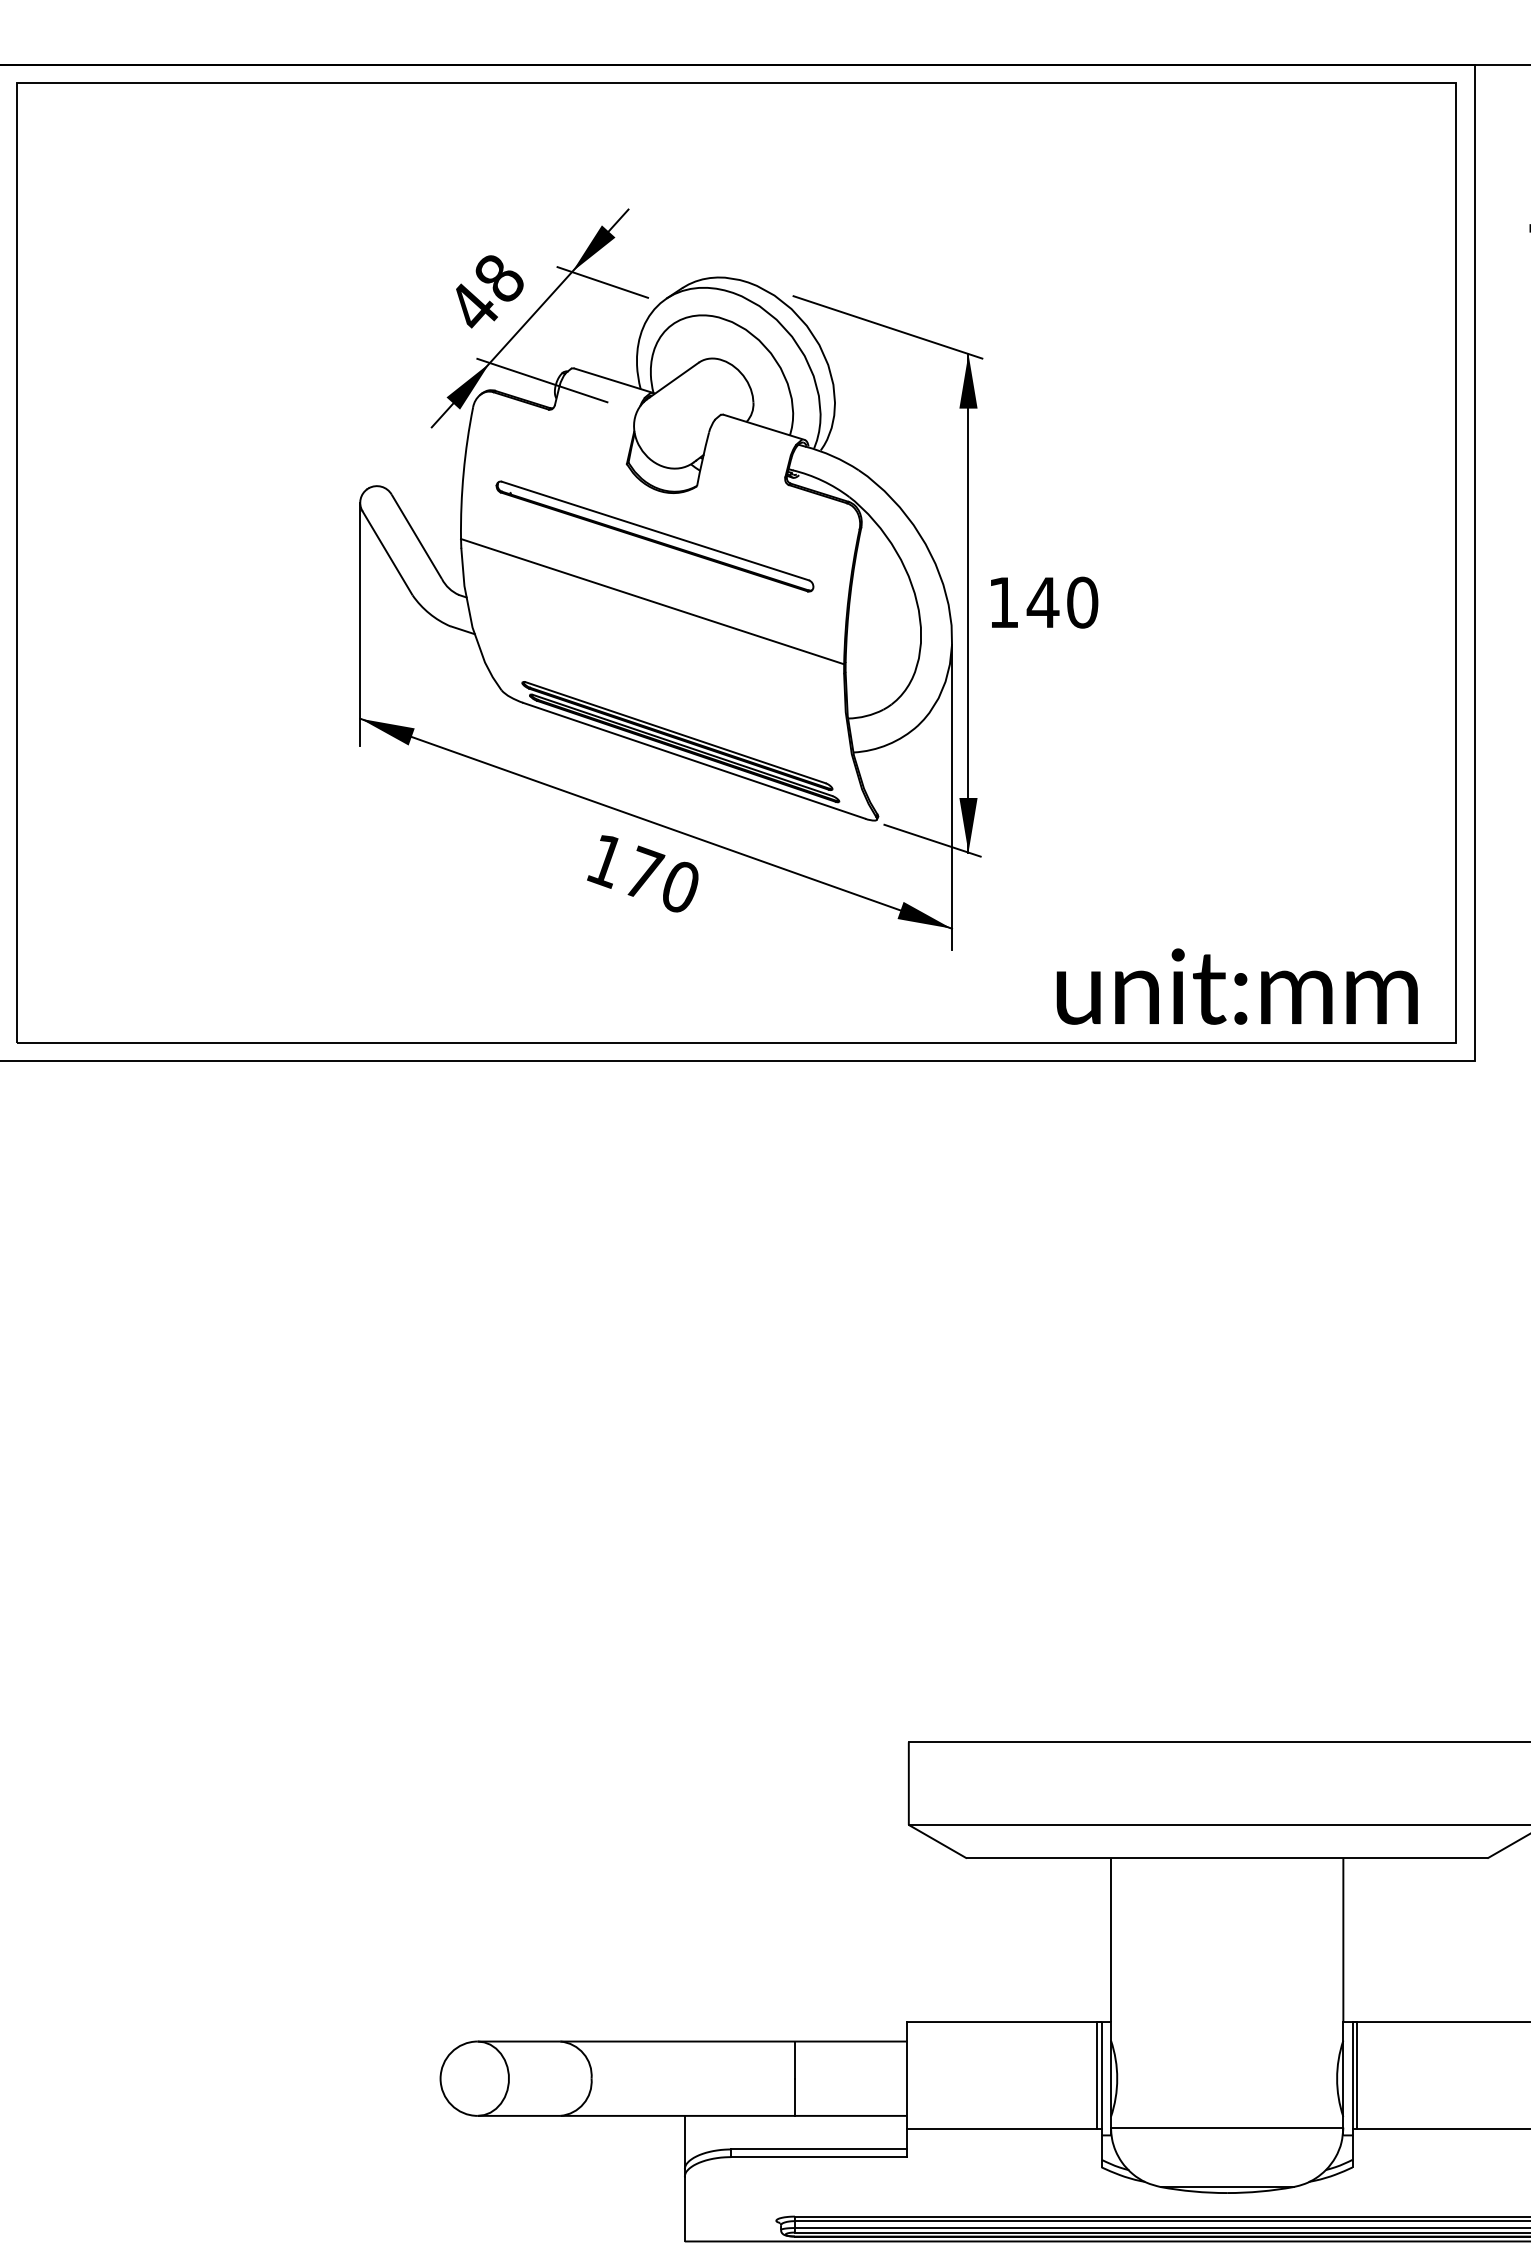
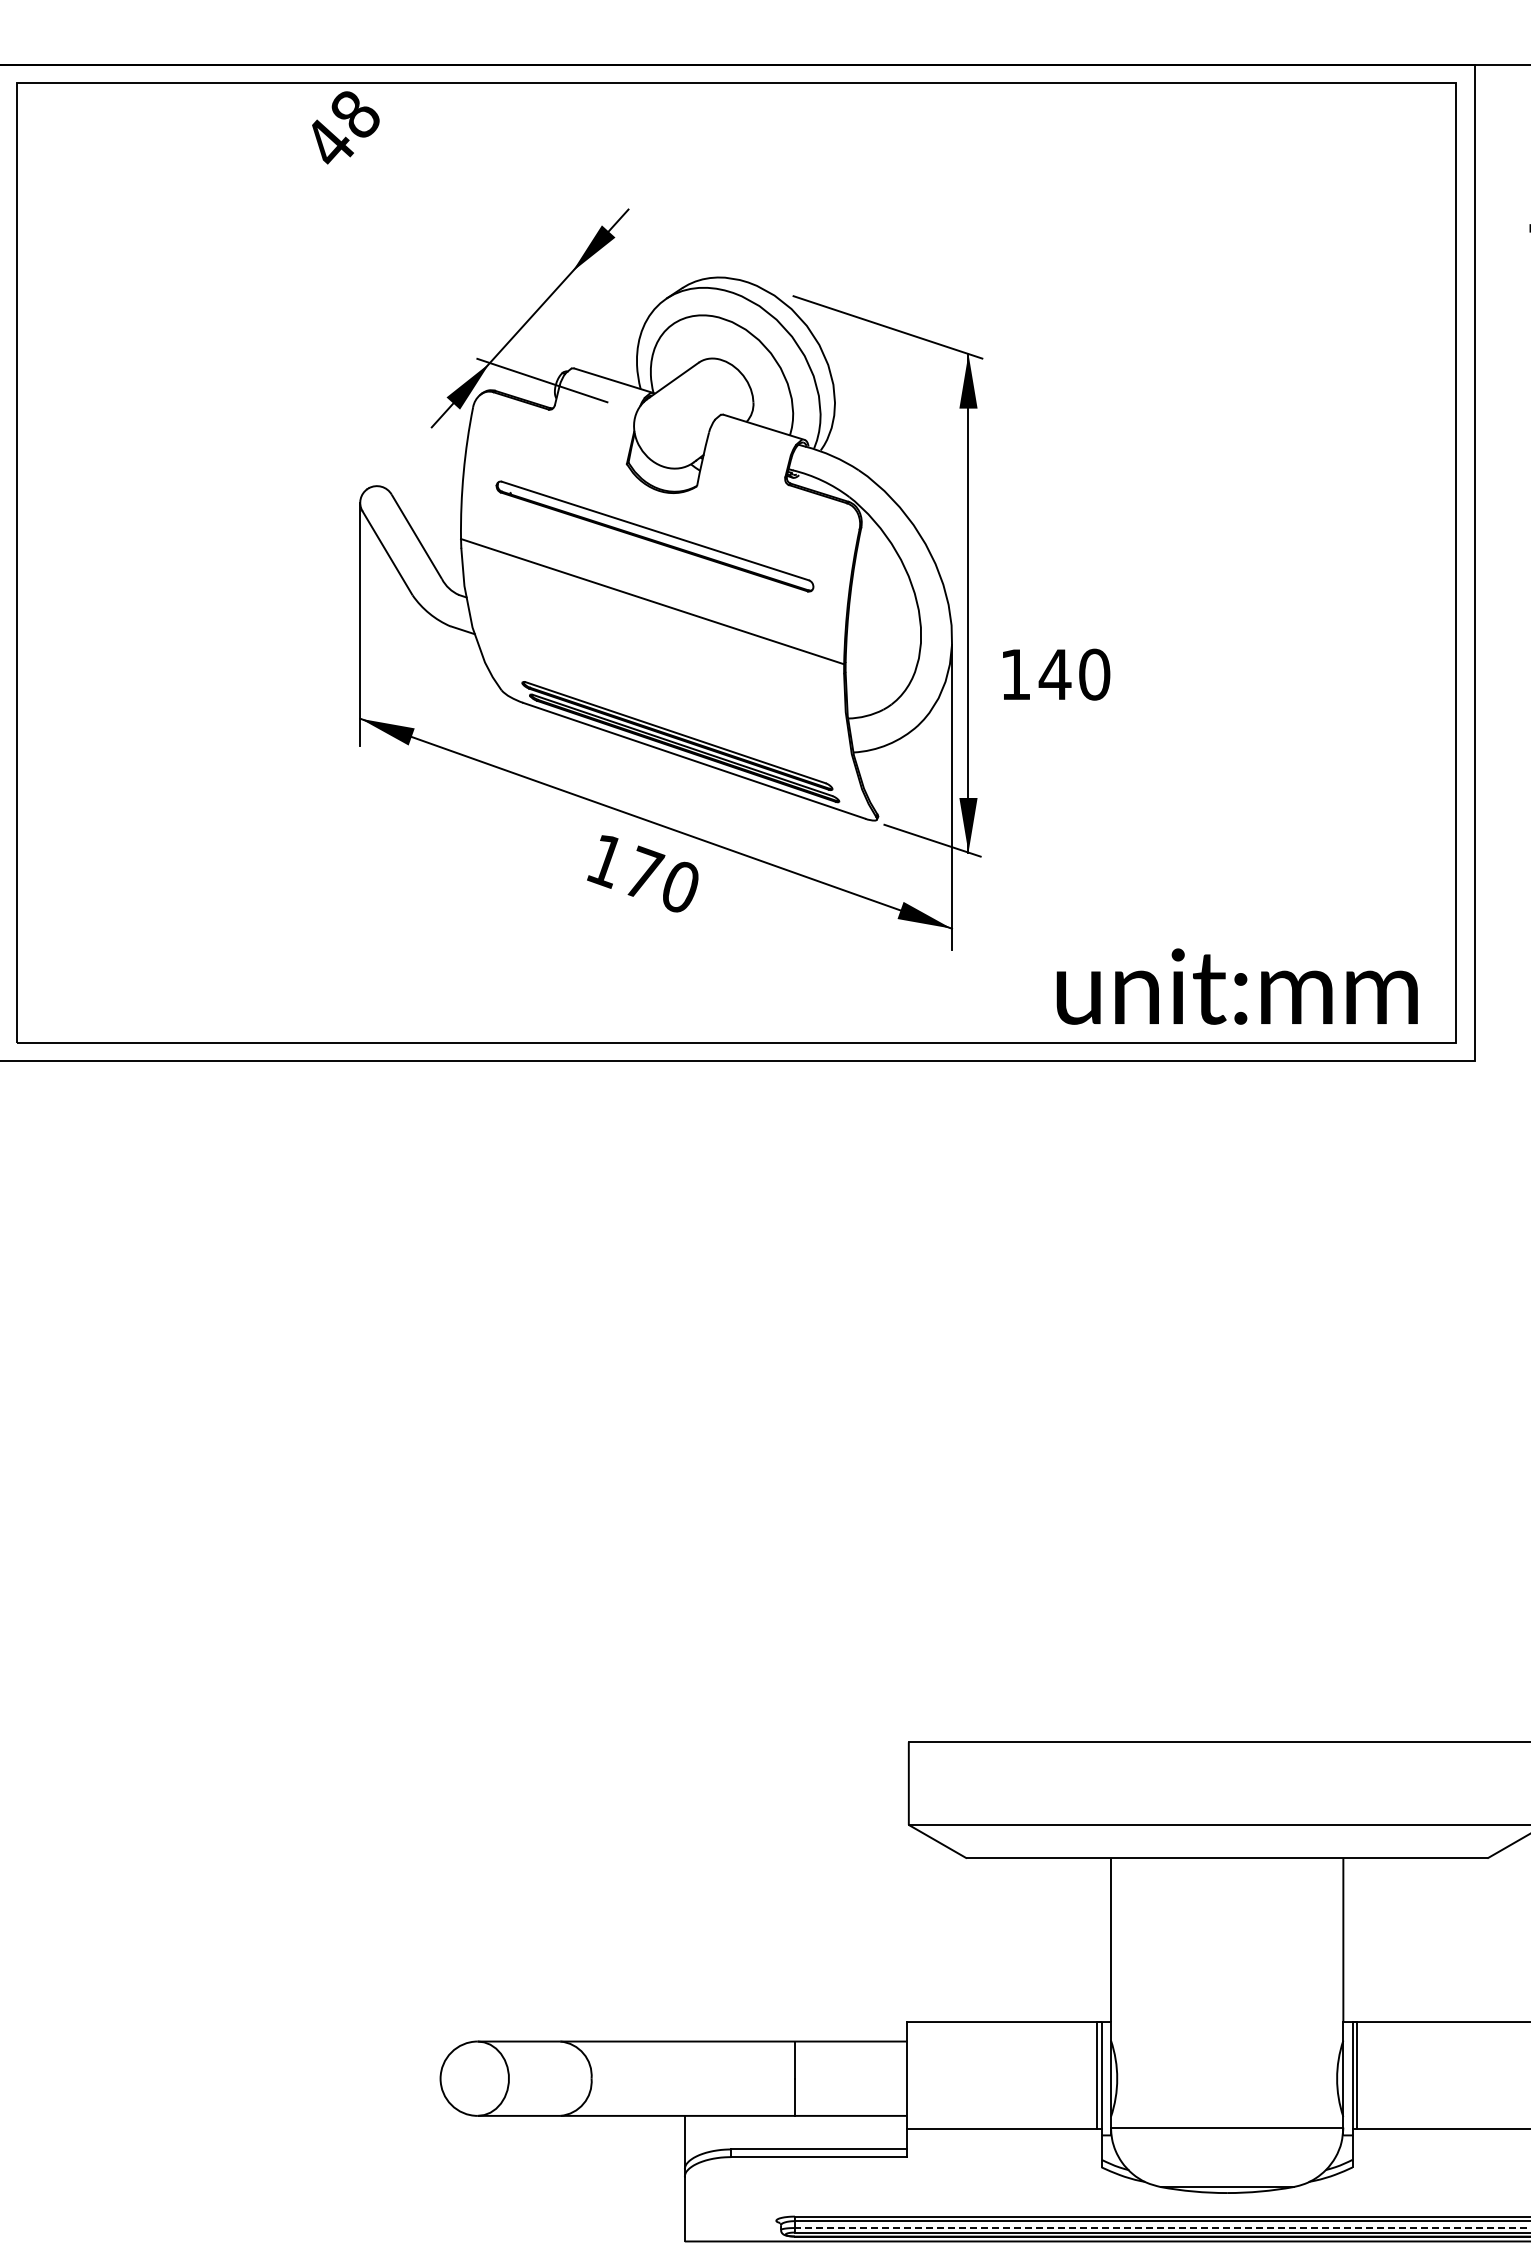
line: present -> none (602, 282)
text position: (489, 291) -> (345, 127) (345, 127)
text position: (1044, 602) -> (1056, 674) (1056, 674)
line: solid -> dashed (1162, 2228)
